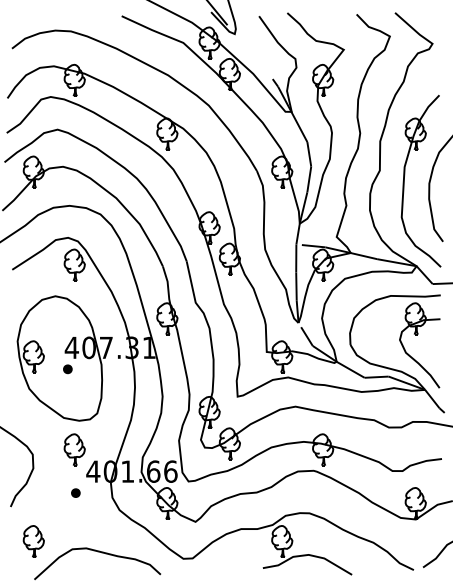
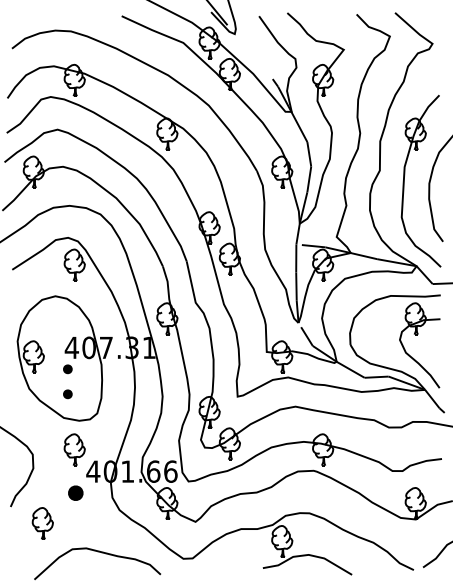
part: none -> present (67, 394)
part size: 10x10 px -> 16x16 px (75, 492)
part position: (33, 541) -> (42, 523) (42, 523)
